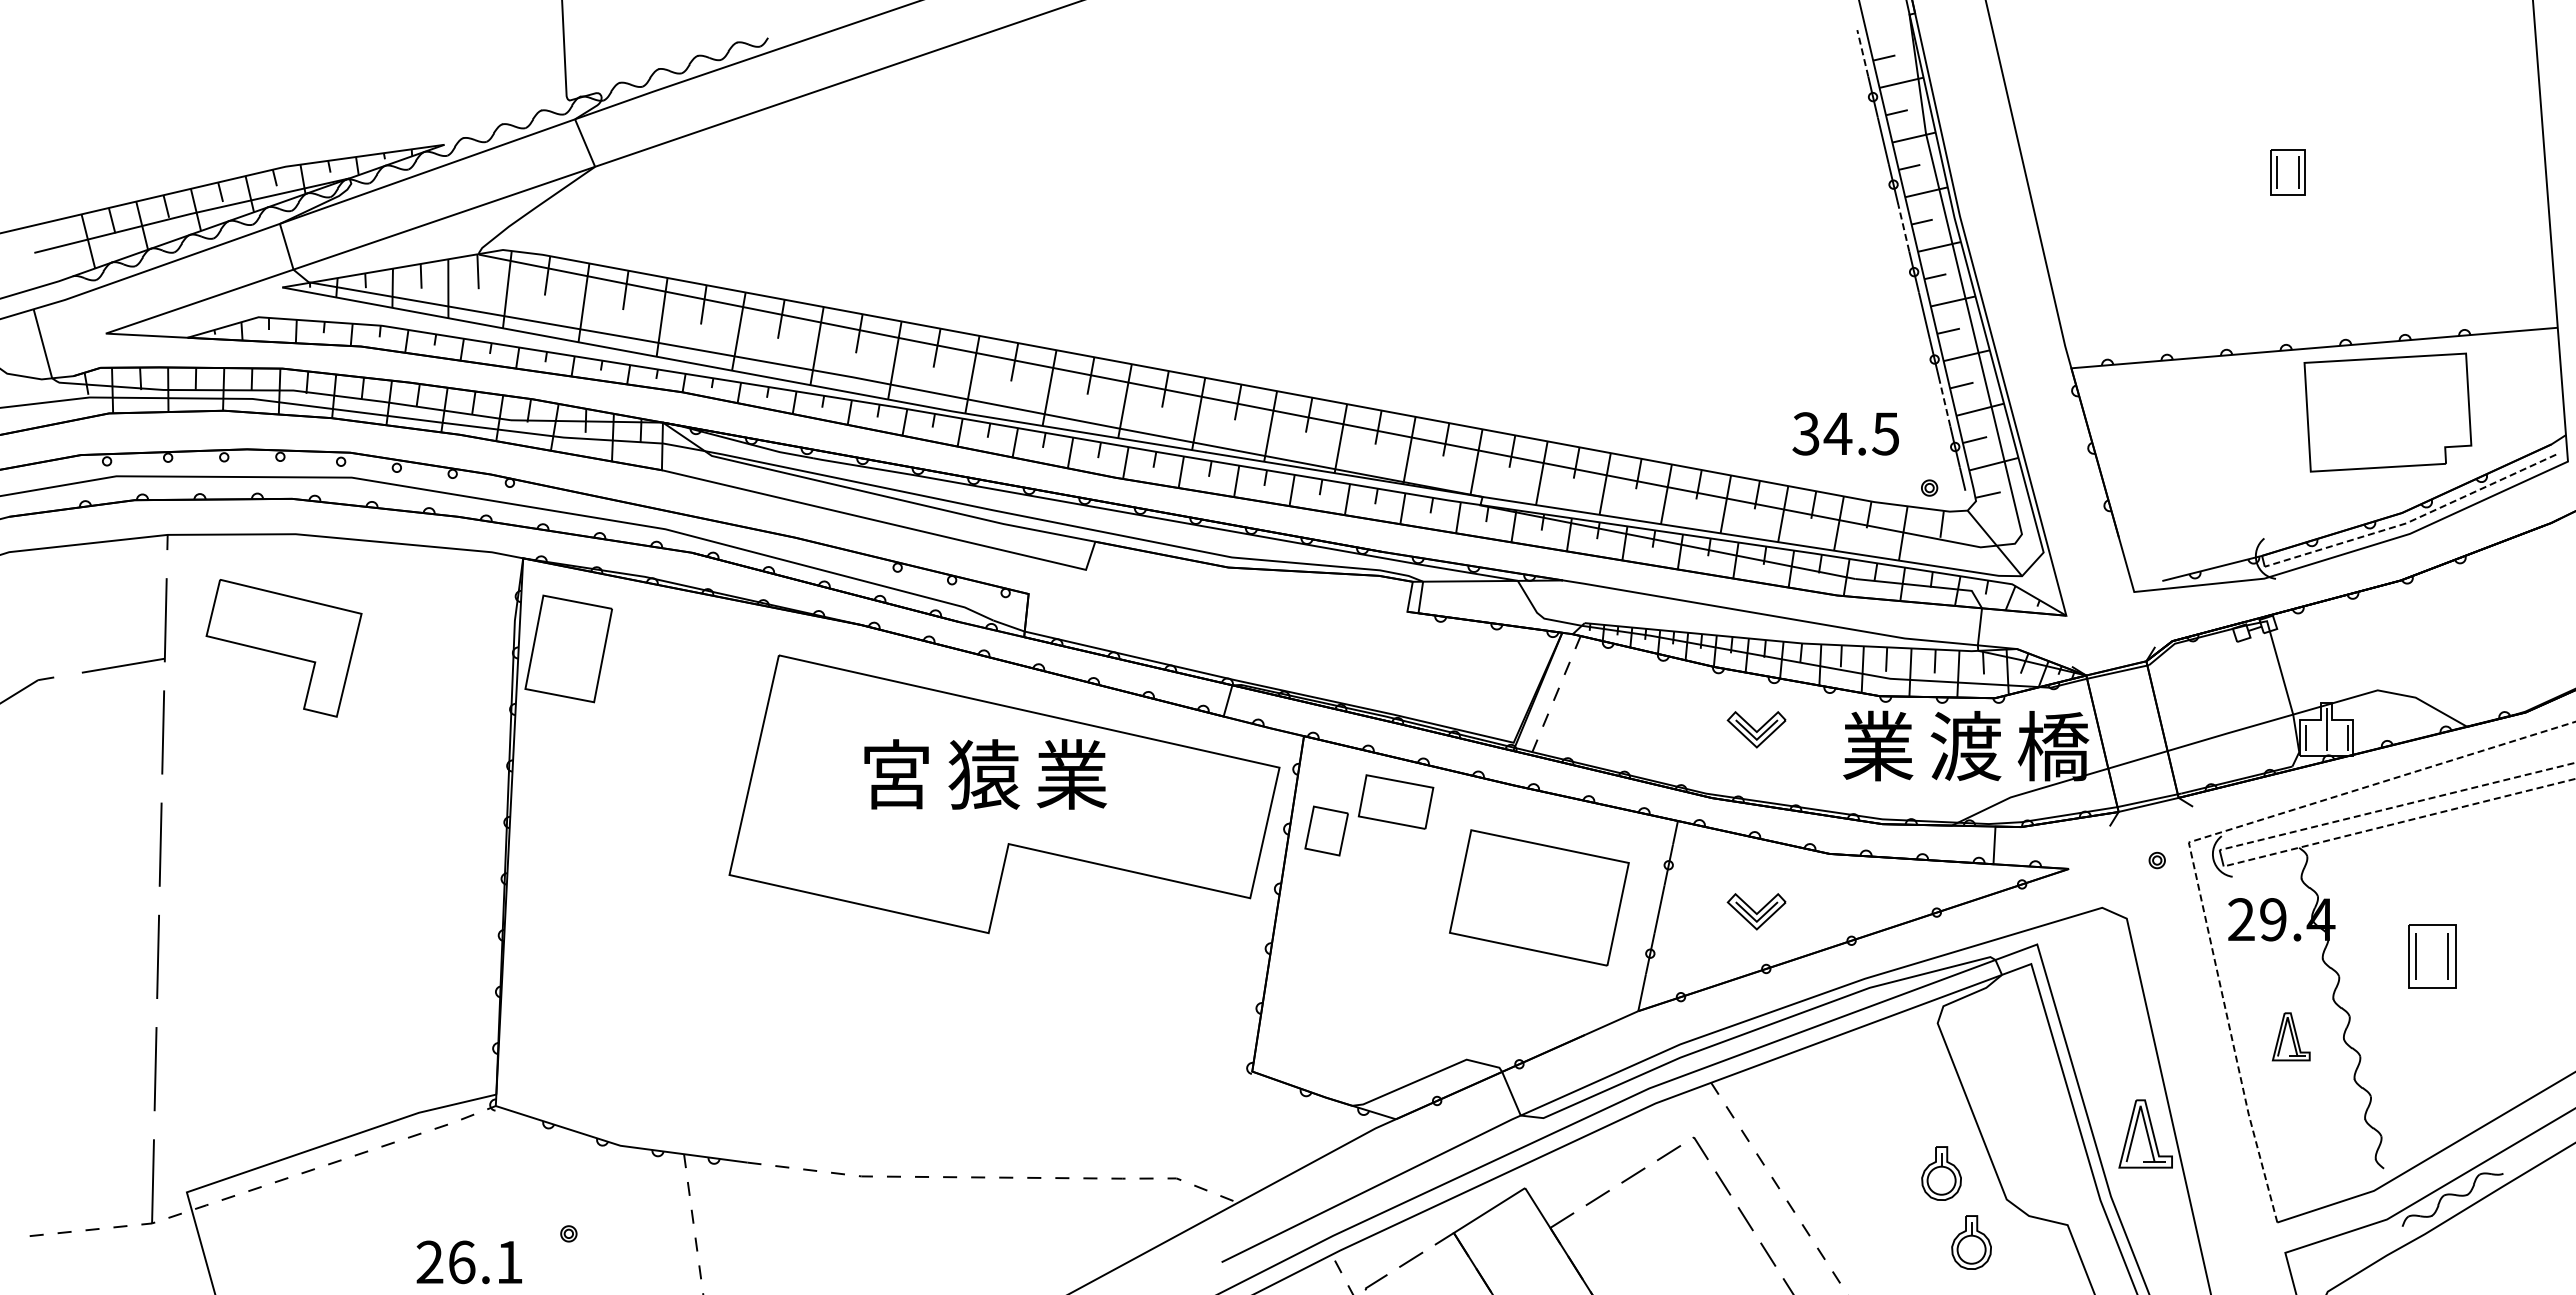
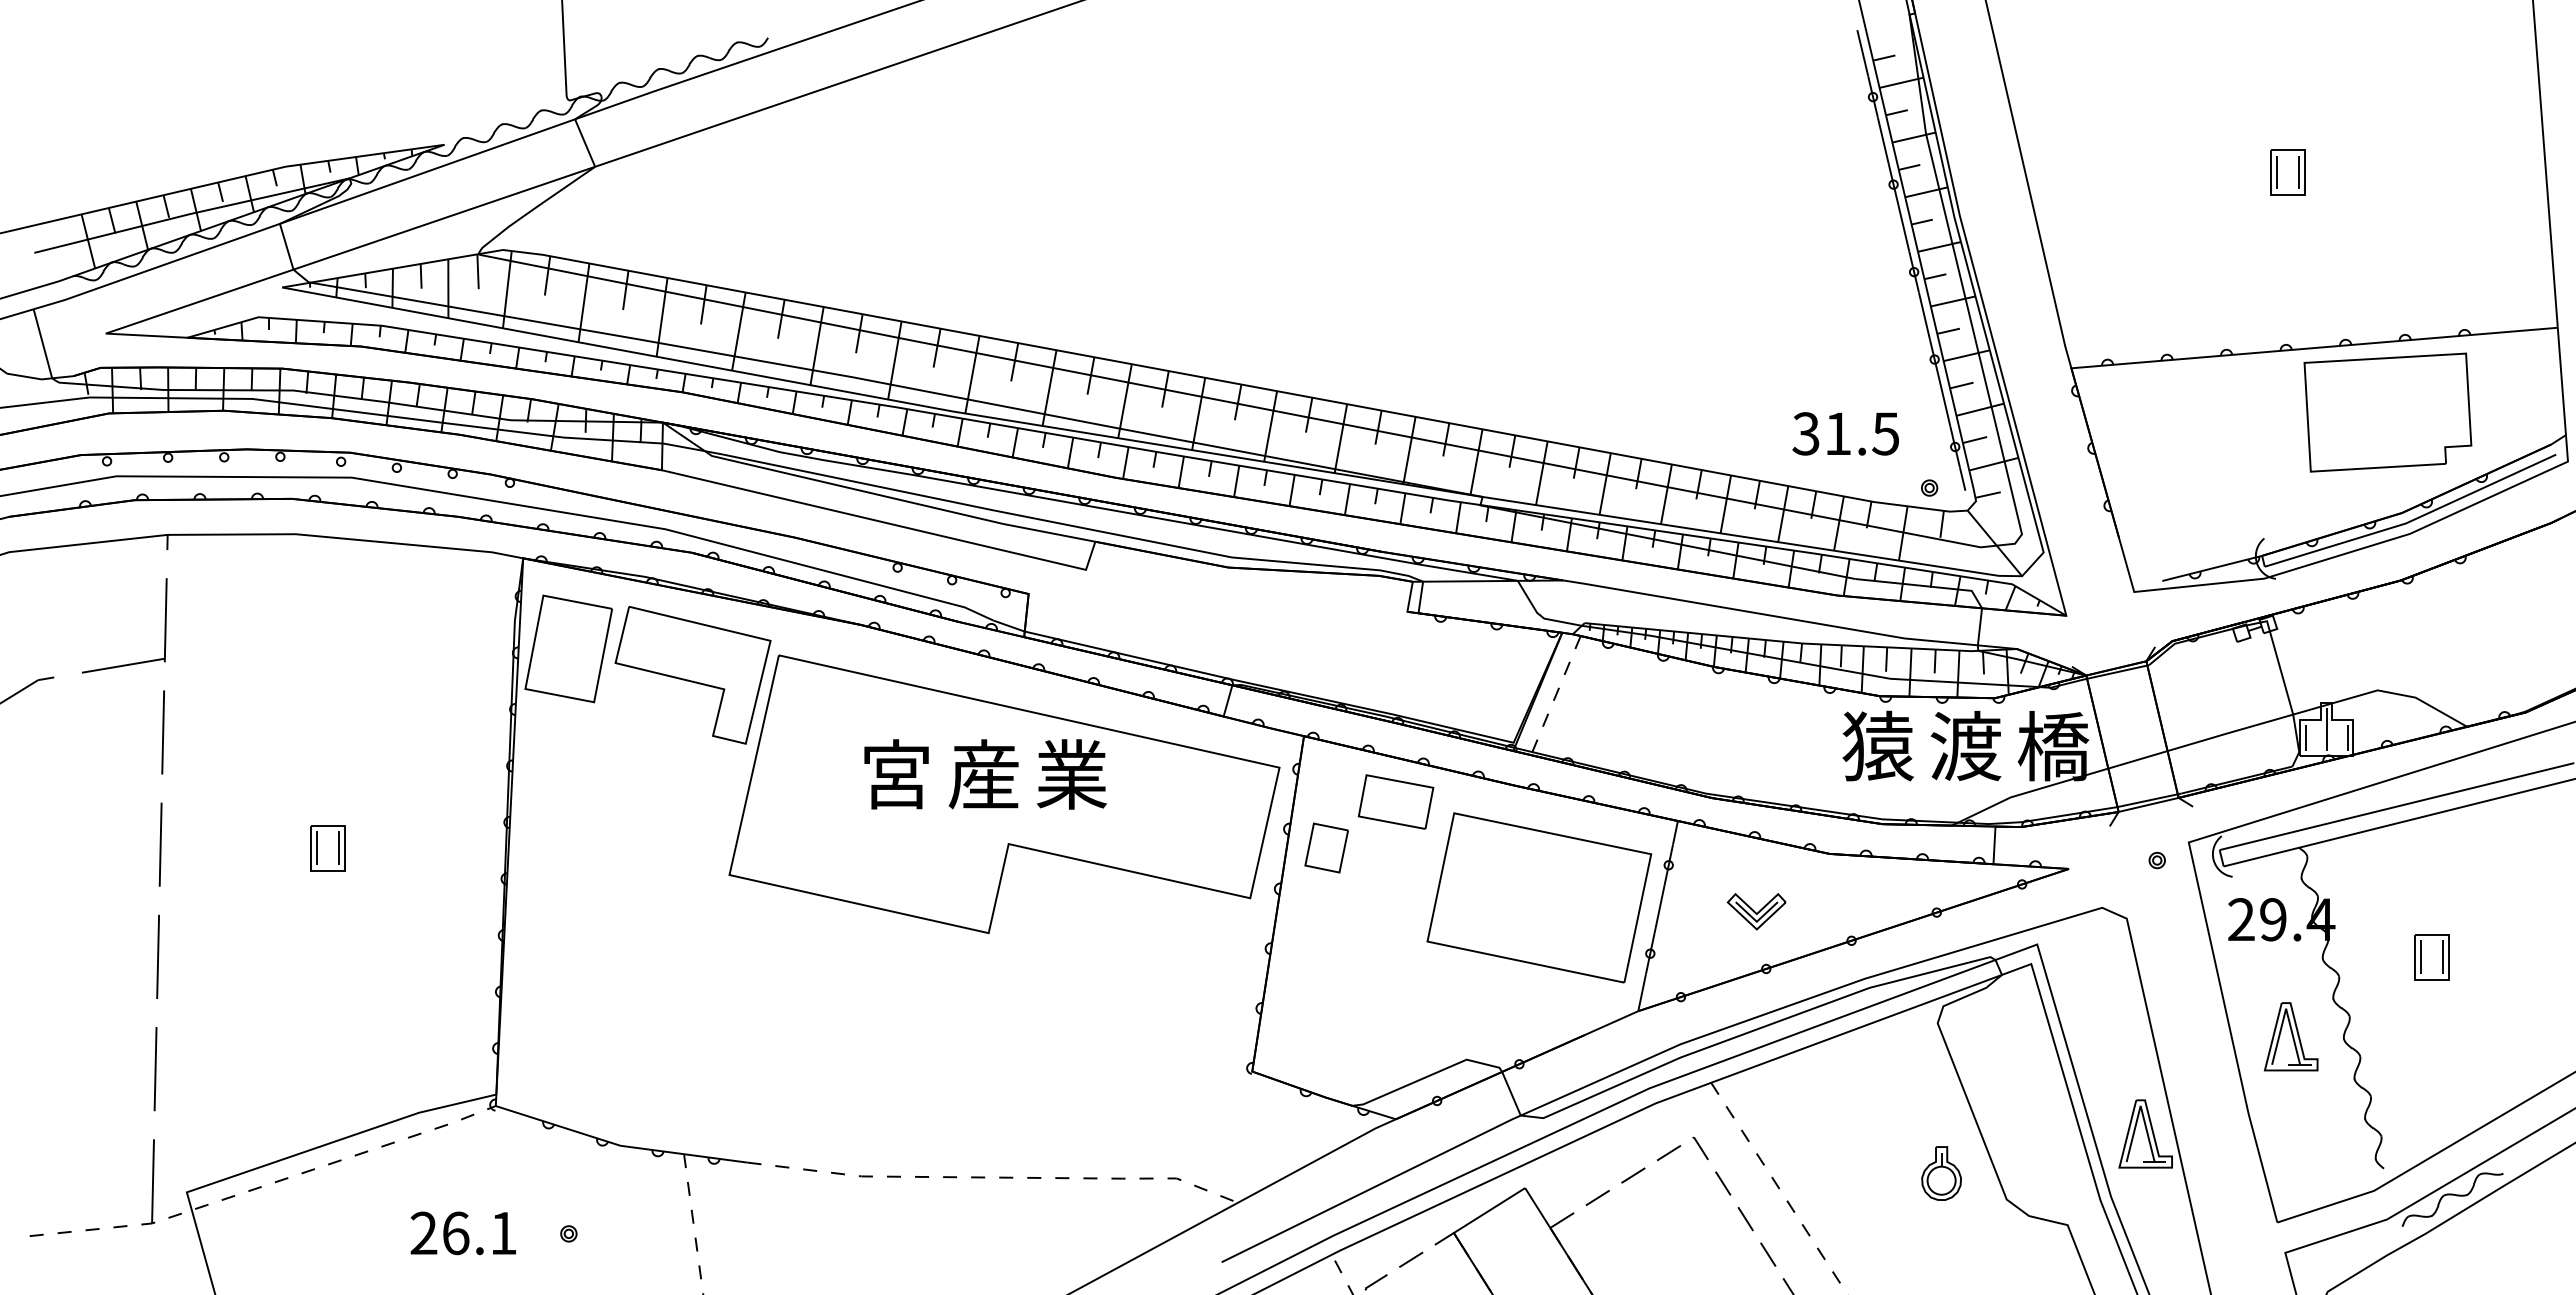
line: dashed -> solid (1862, 53)
line: dashed -> solid (1903, 228)
line: dashed -> solid (1944, 403)
text: 34.5 -> 31.5 (1837, 433)
line: dashed -> solid (2413, 520)
part position: (283, 648) -> (692, 675) (692, 675)
part: present -> none (1756, 729)
text: 業 -> 猿 (1877, 745)
text: 猿 -> 産 (983, 774)
line: dashed -> solid (2396, 806)
line: dashed -> solid (2398, 822)
part position: (1326, 830) -> (1326, 847) (1326, 847)
line: dashed -> solid (2194, 840)
part: none -> present (327, 848)
part size: 181x138 px -> 227x172 px (1539, 897)
part size: 49x65 px -> 36x47 px (2431, 957)
part size: 39x50 px -> 55x70 px (2291, 1036)
part: present -> none (1971, 1242)
text position: (468, 1262) -> (462, 1233) (462, 1233)
